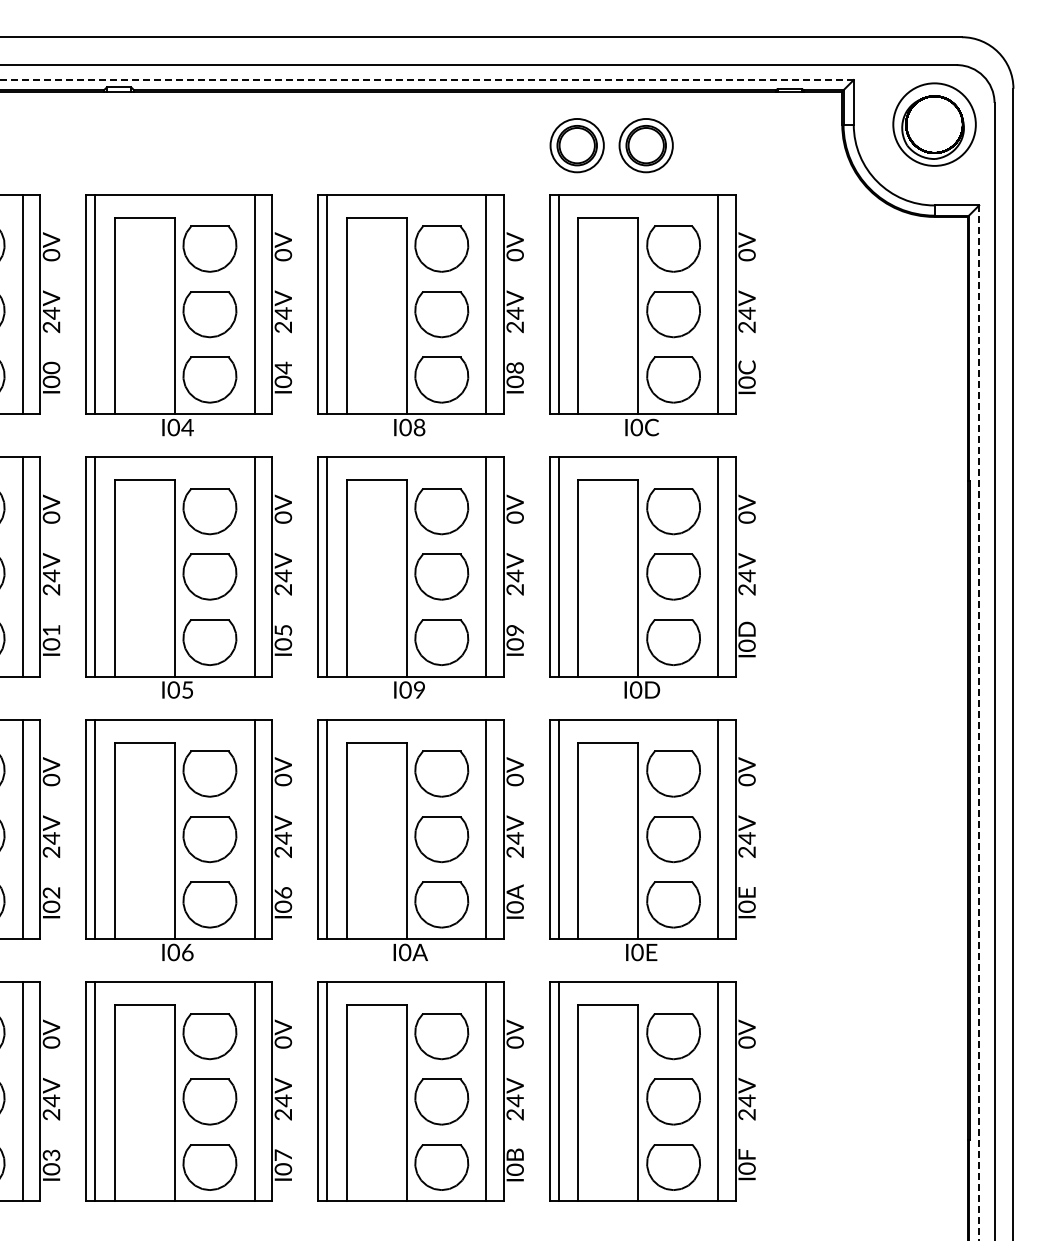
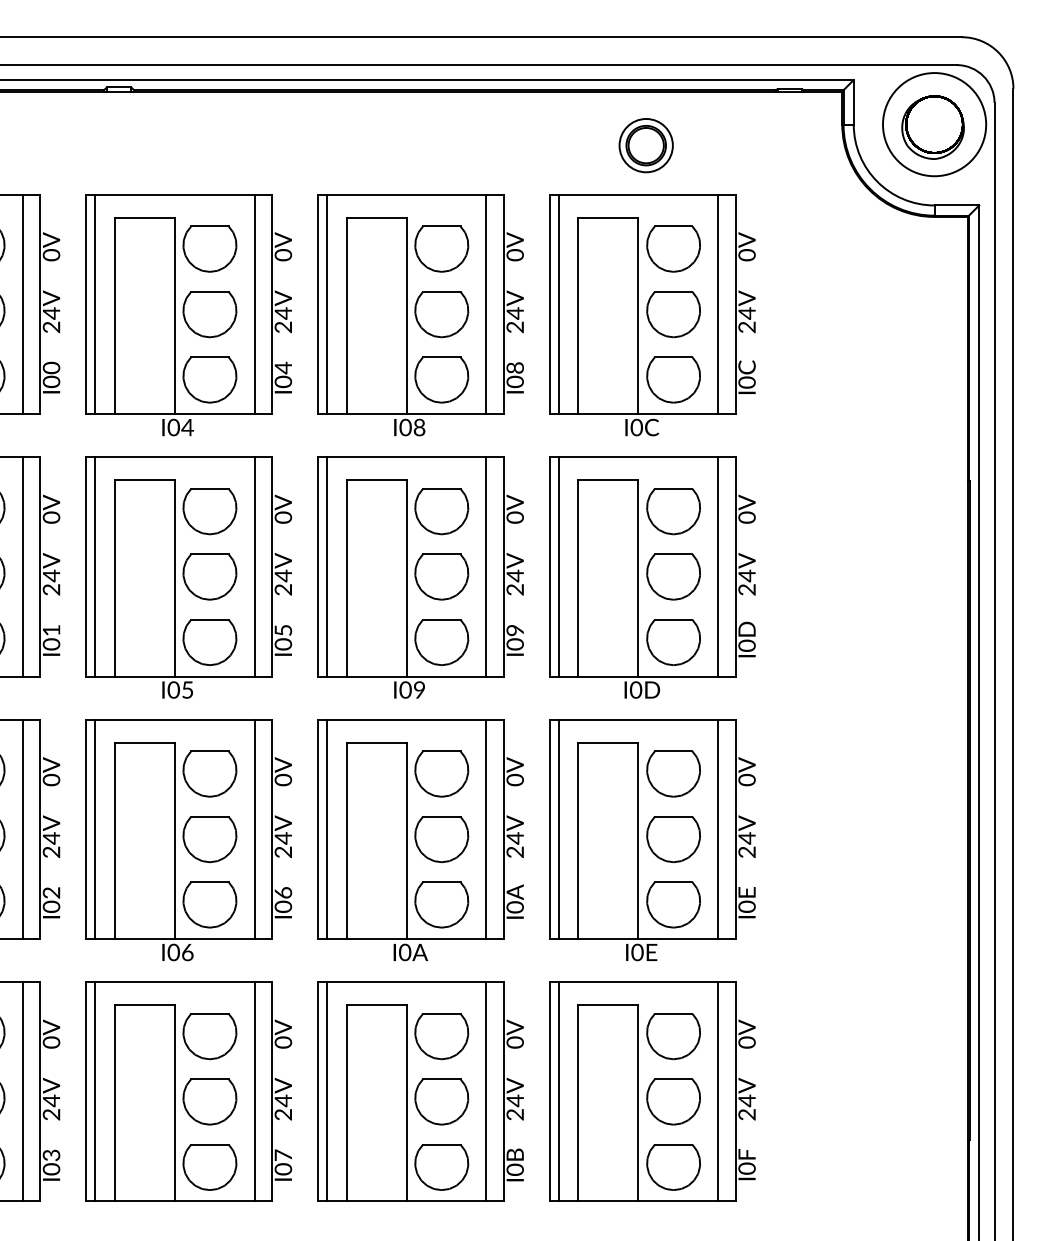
line: dashed -> solid (427, 80)
circle diameter: 83 px -> 103 px (934, 124)
part: present -> none (576, 145)
line: dashed -> solid (979, 723)
